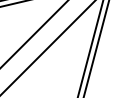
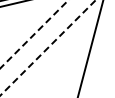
line: solid -> dashed (34, 34)
line: solid -> dashed (48, 47)
line: present -> none (96, 48)
